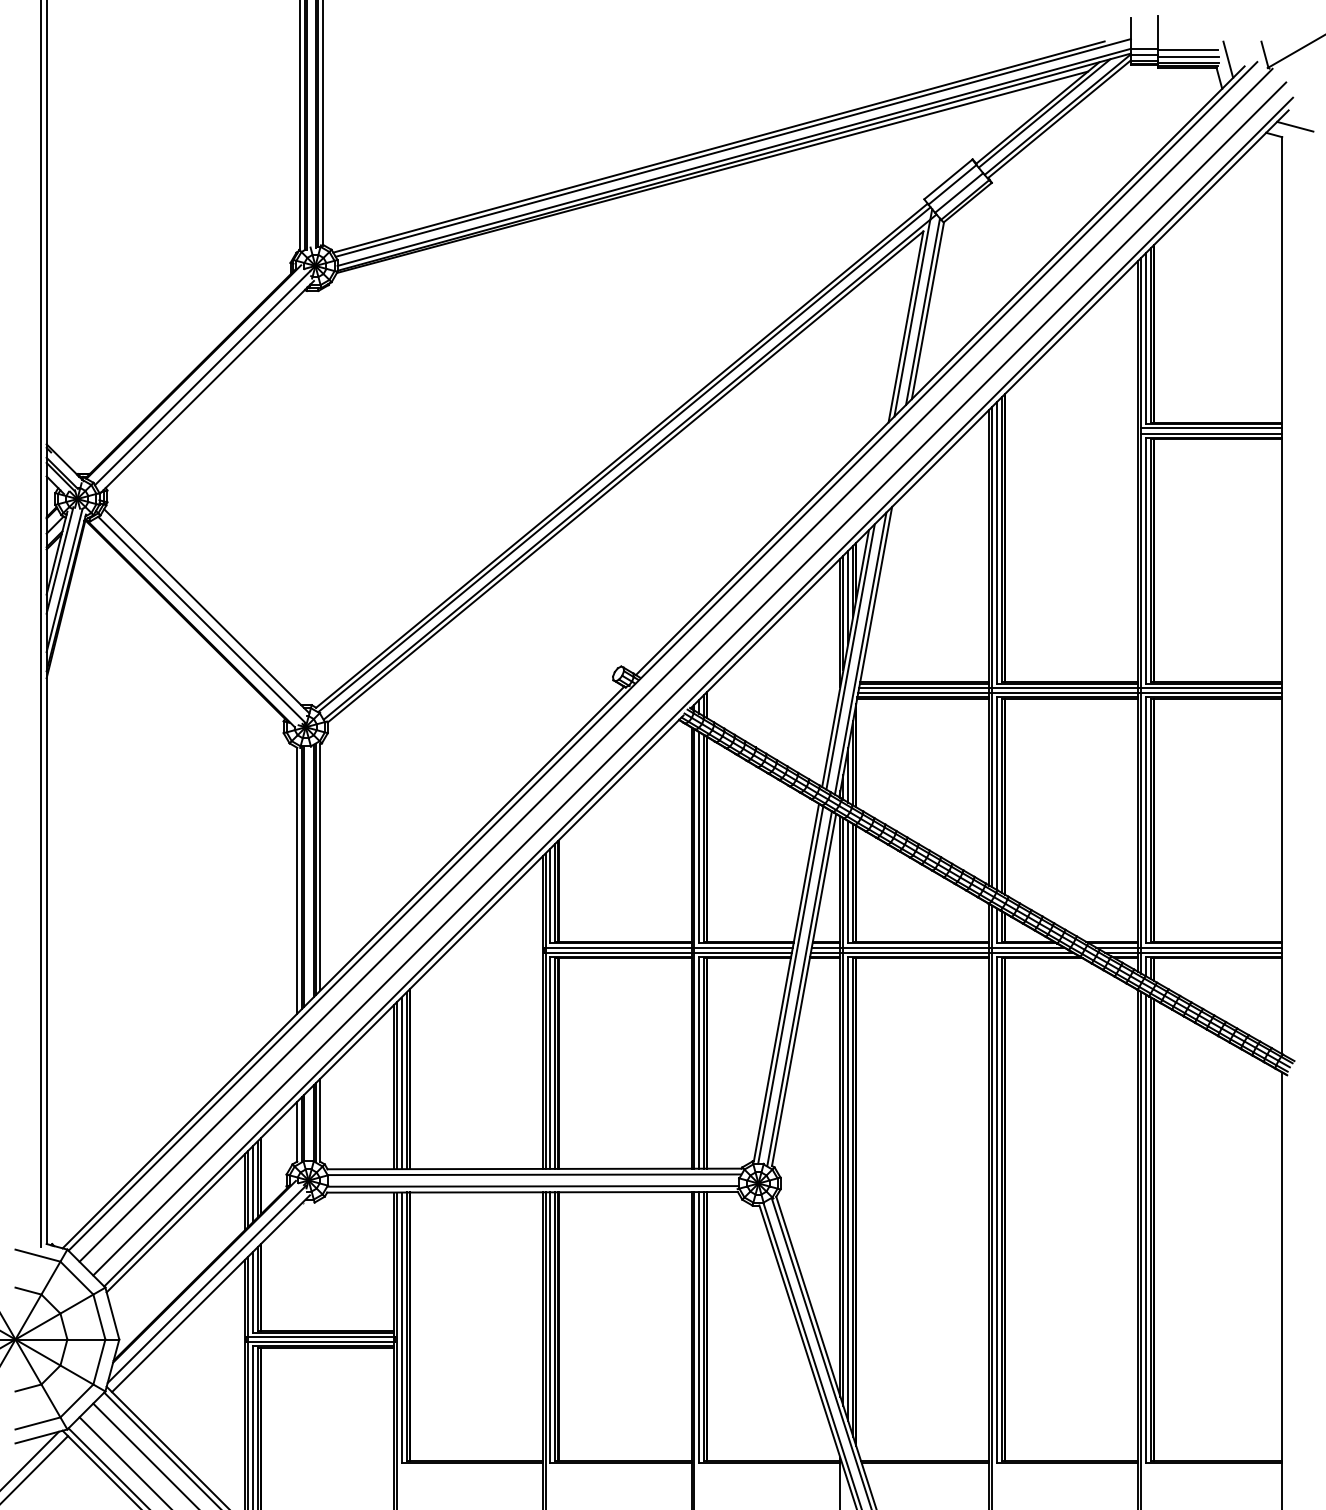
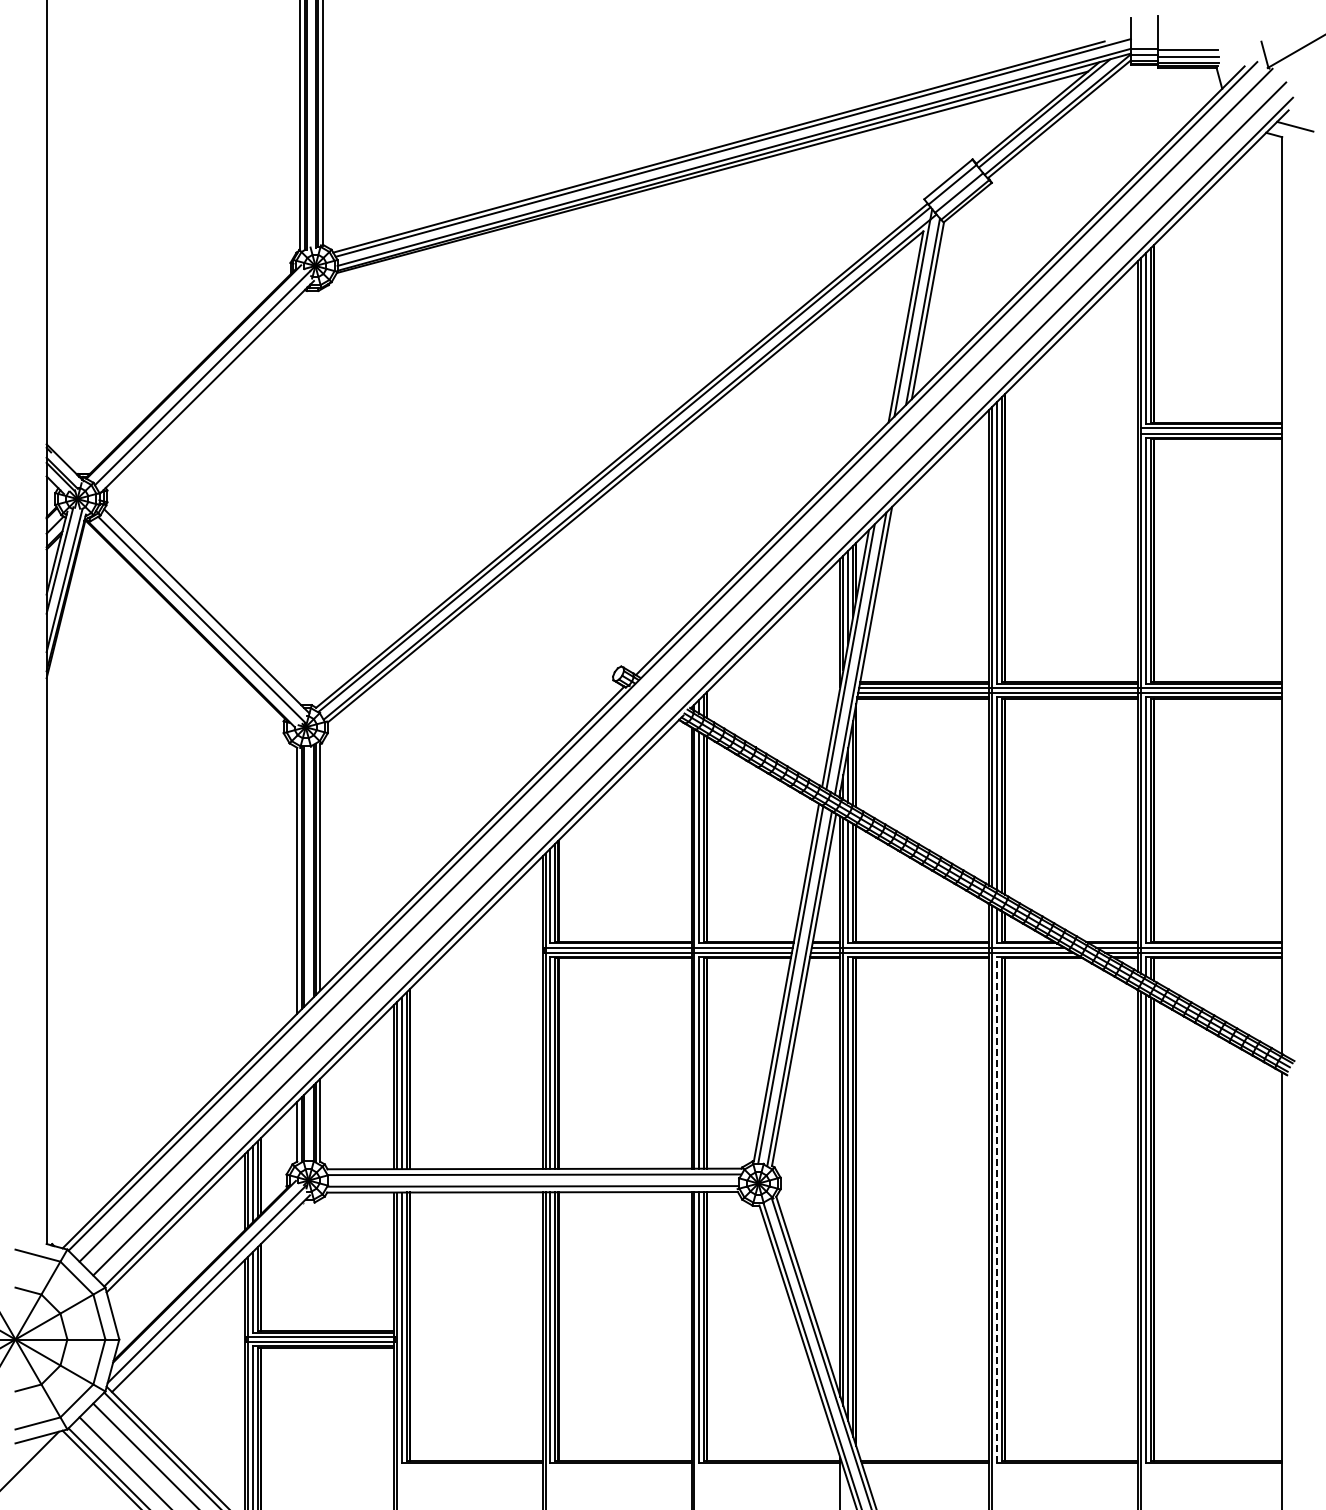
line: present -> none (1228, 59)
line: present -> none (40, 624)
line: solid -> dashed (997, 1209)
line: present -> none (35, 1469)
